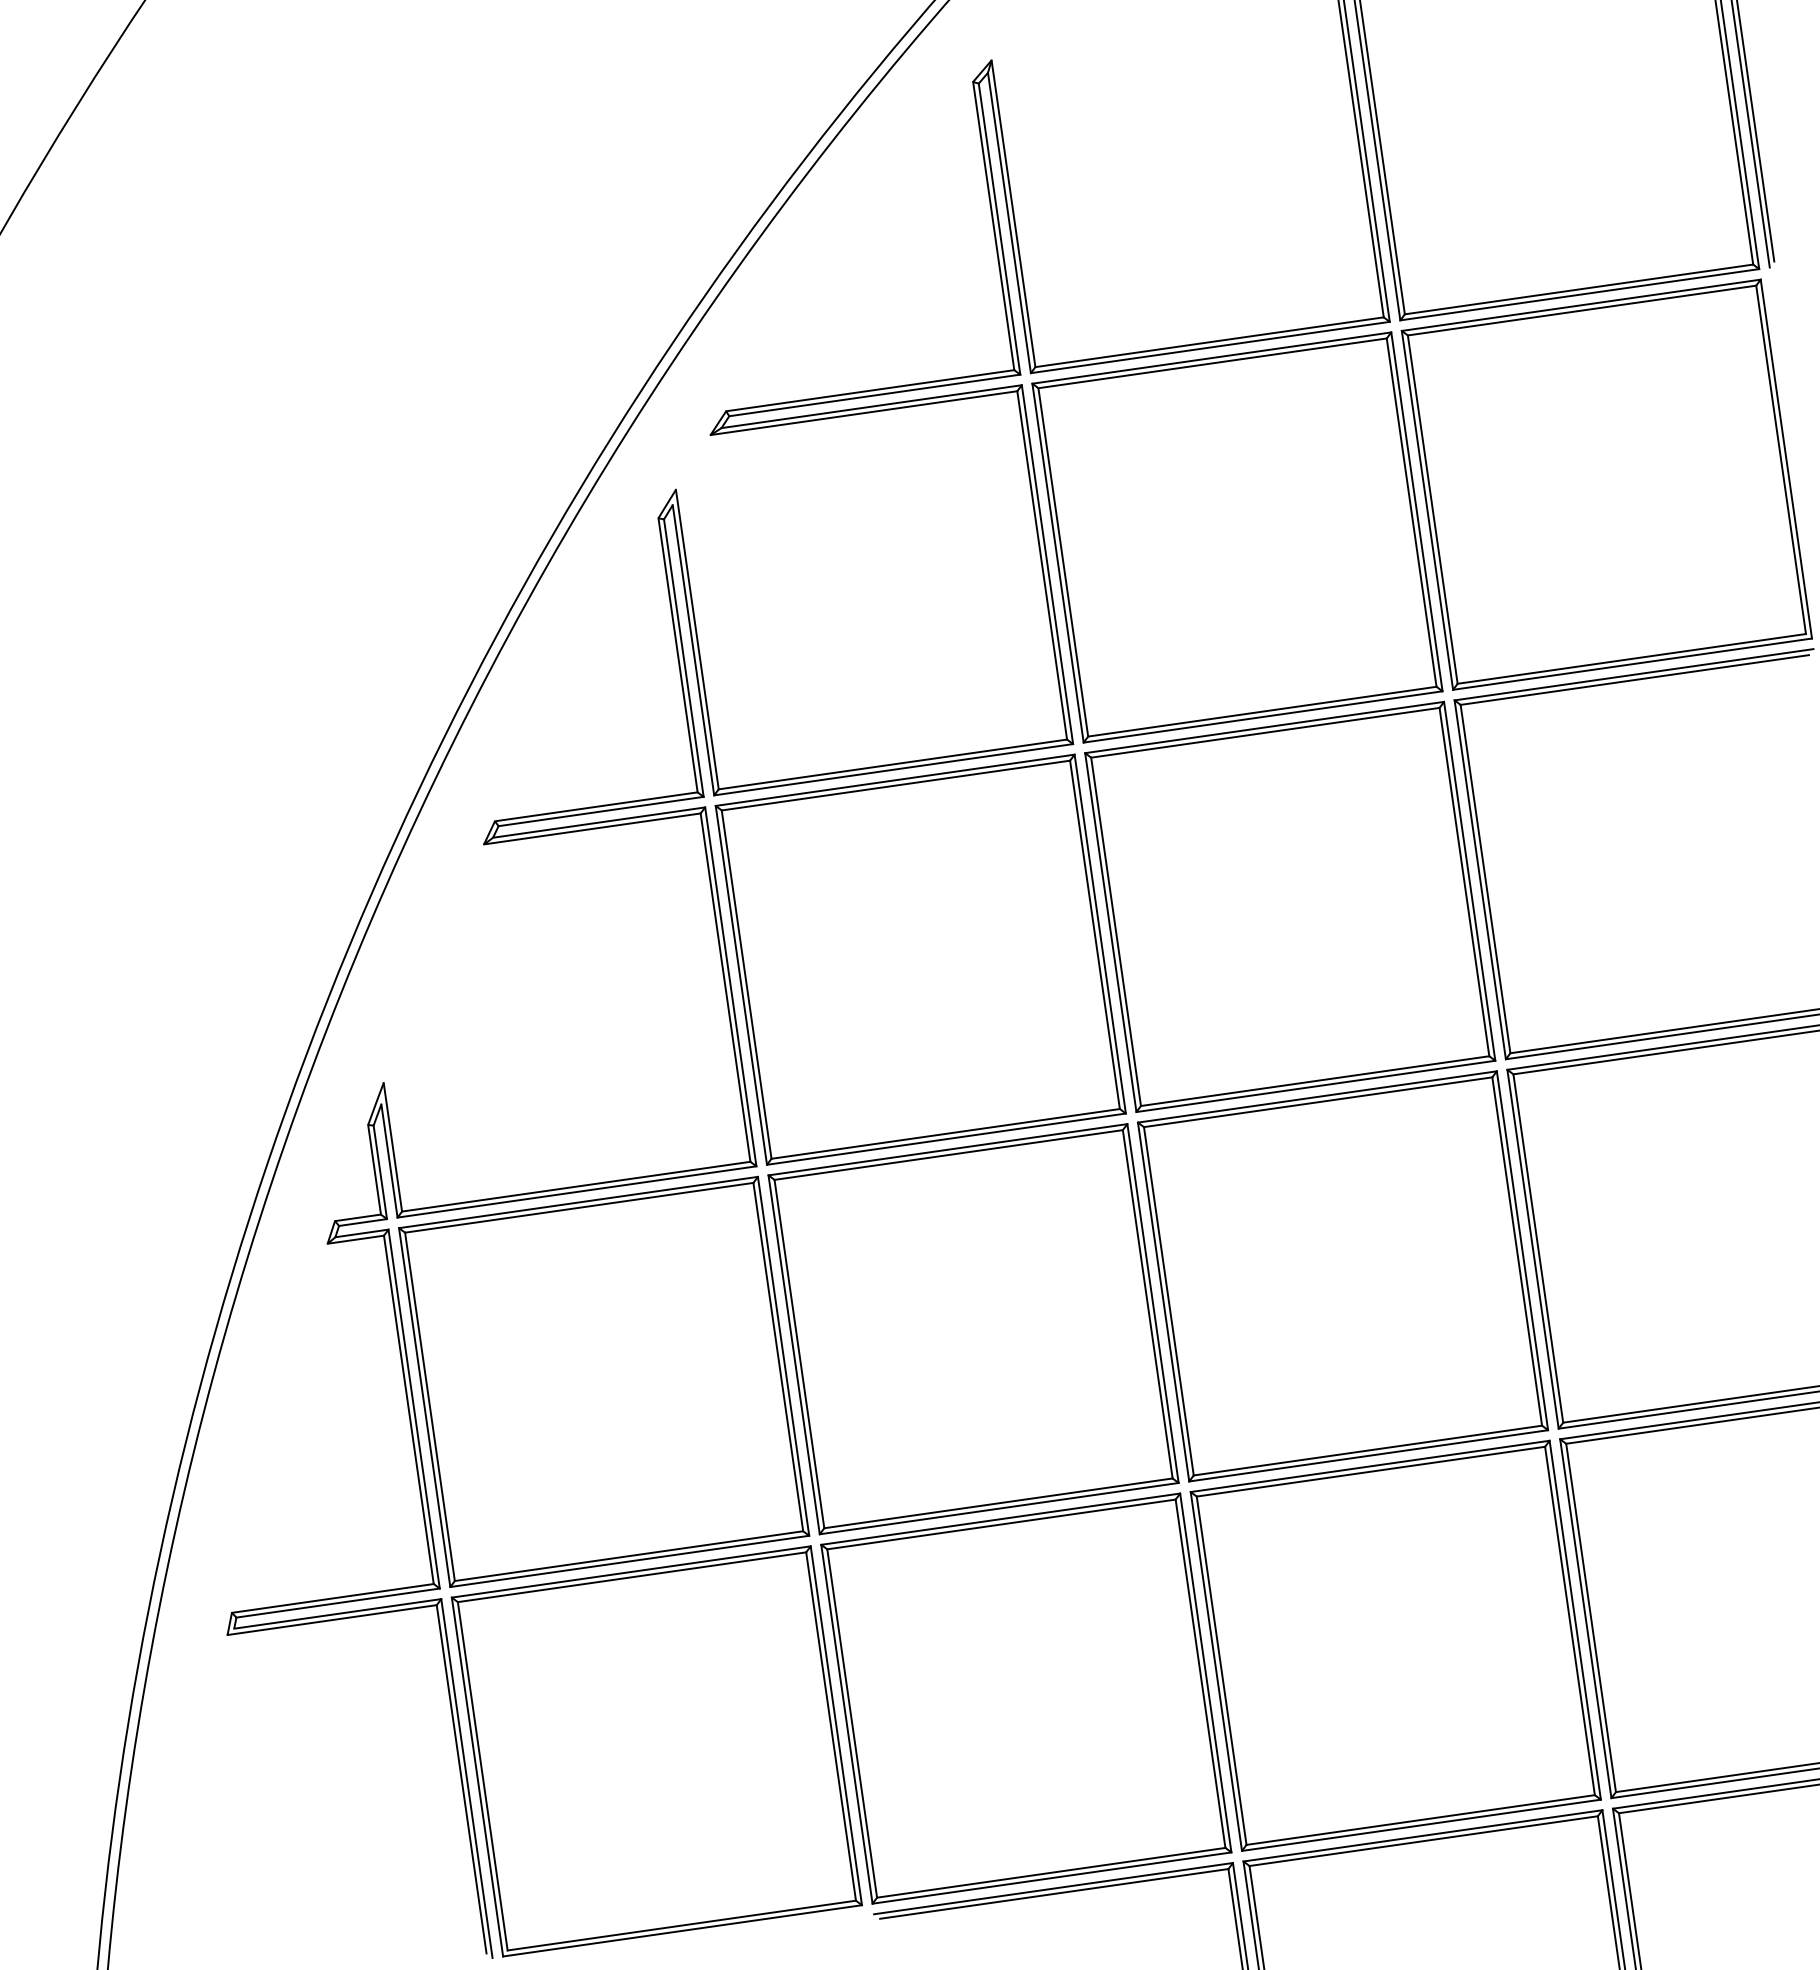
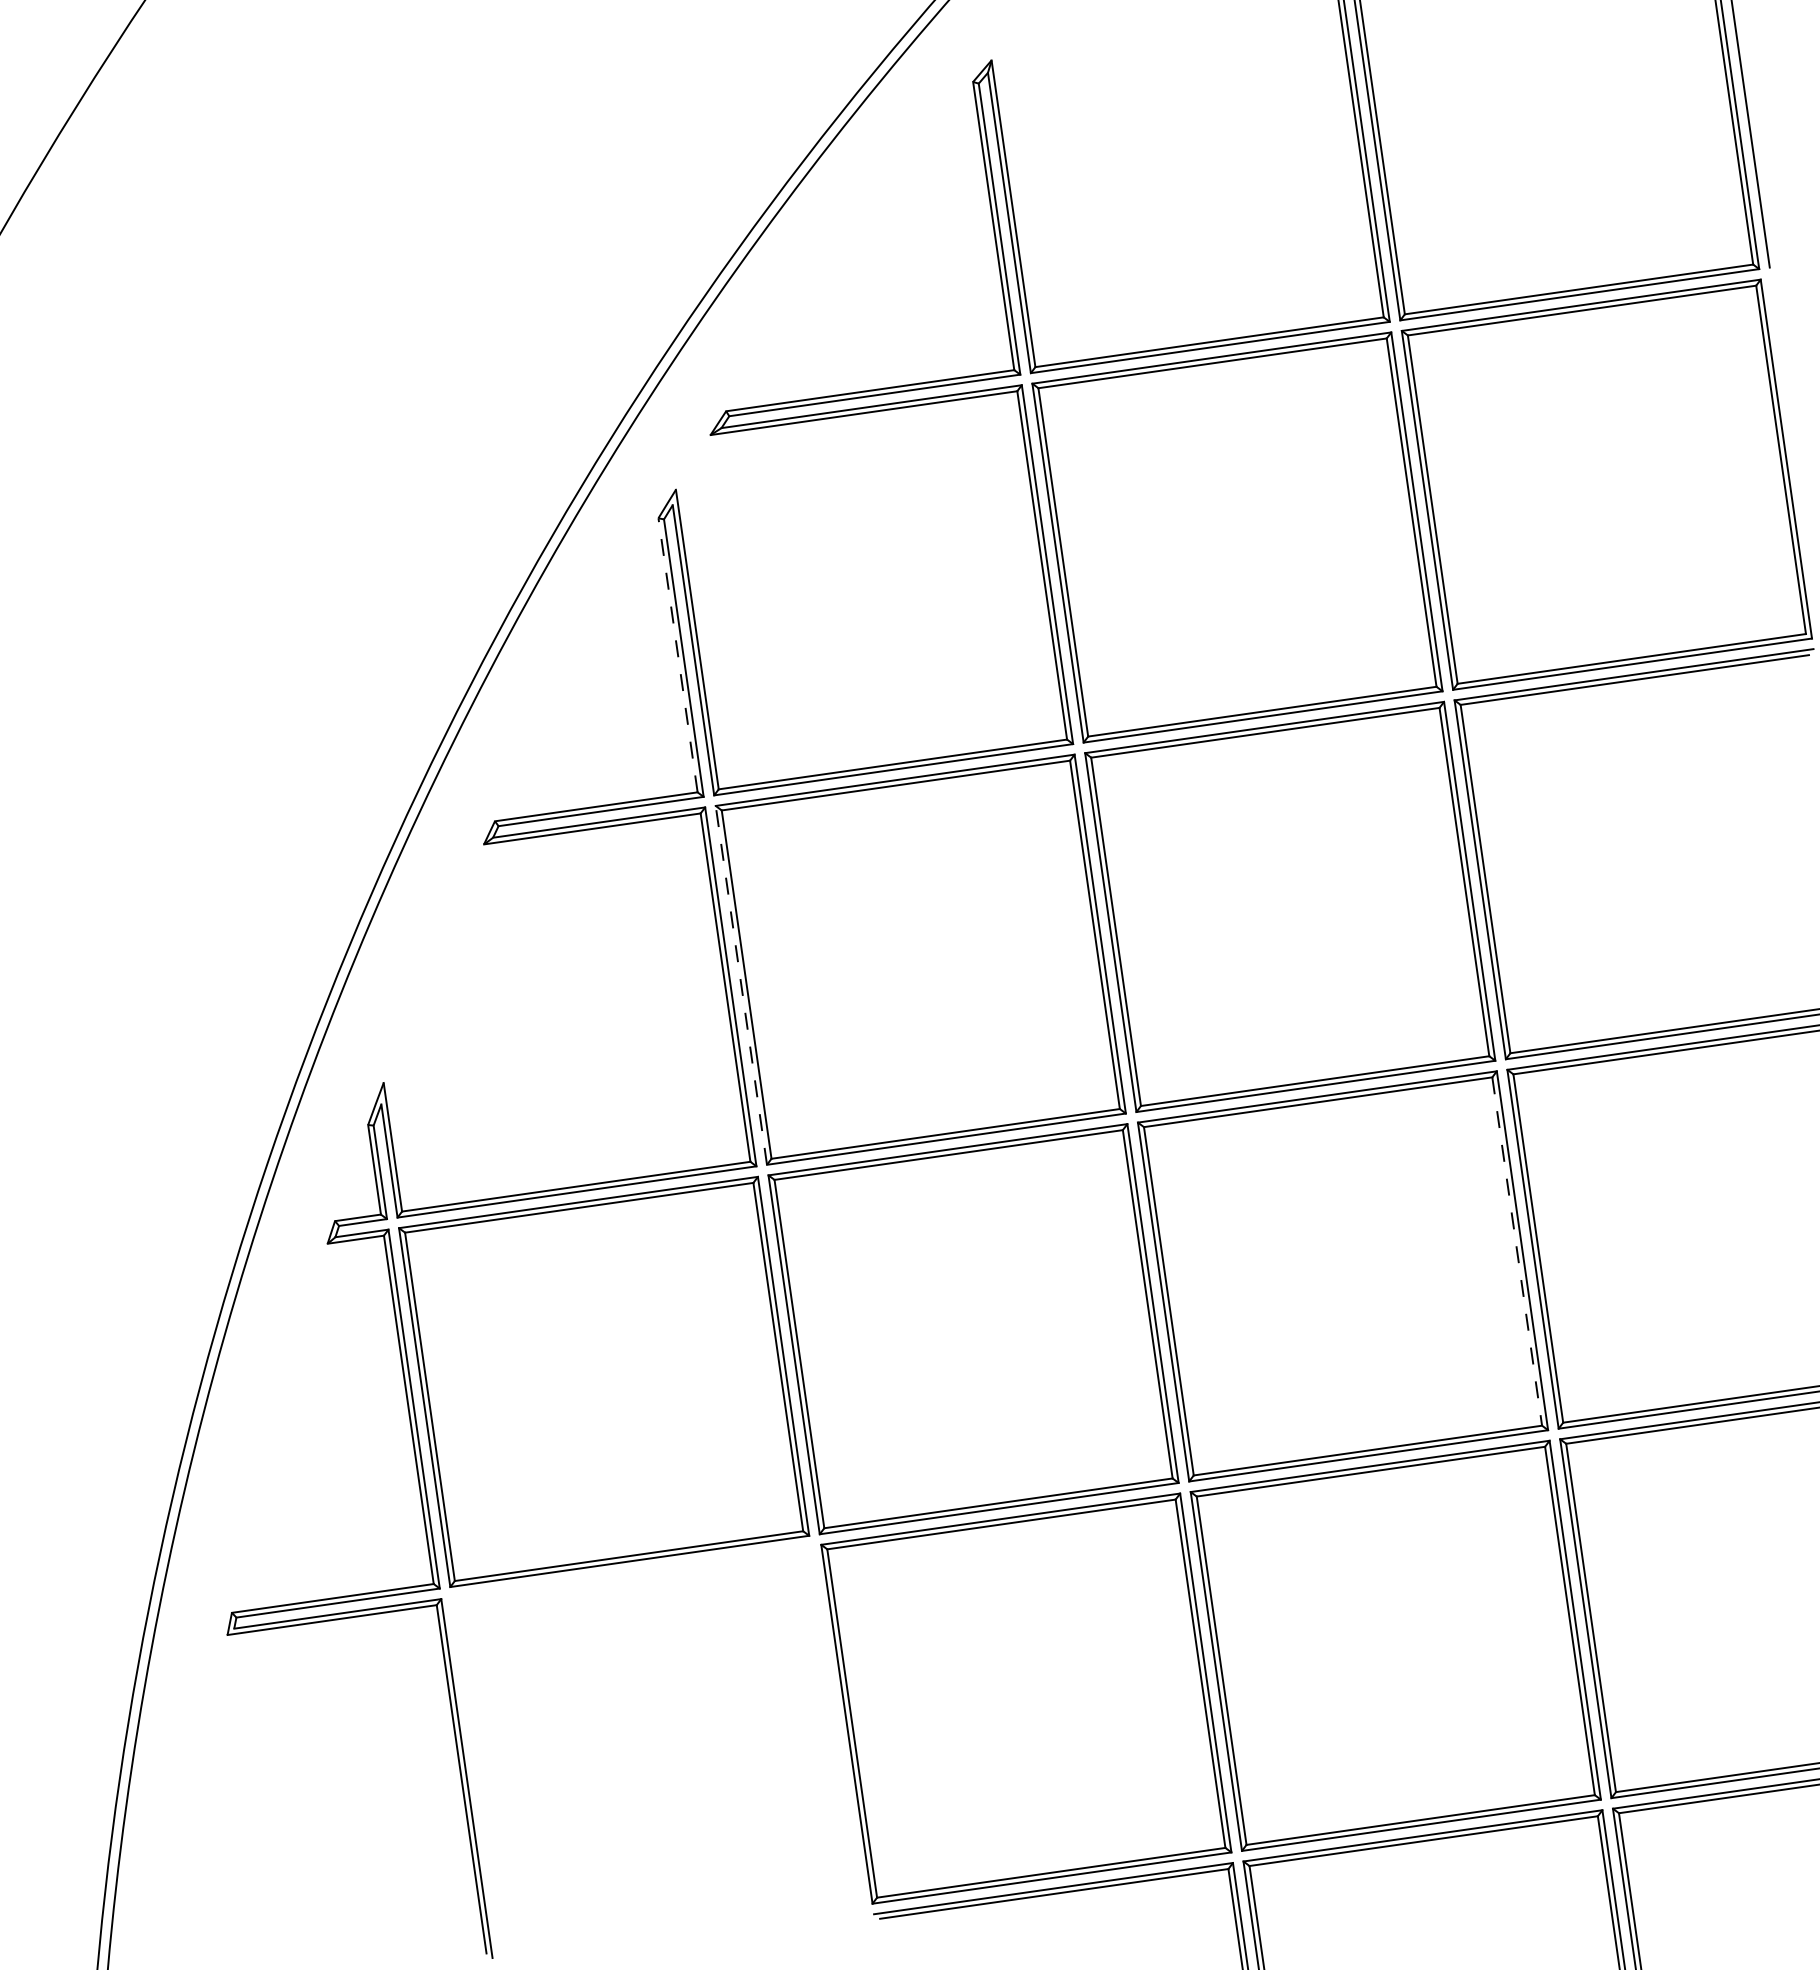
line: present -> none (1755, 131)
line: solid -> dashed (677, 654)
line: solid -> dashed (741, 984)
line: solid -> dashed (1517, 1251)
part: present -> none (656, 1751)
